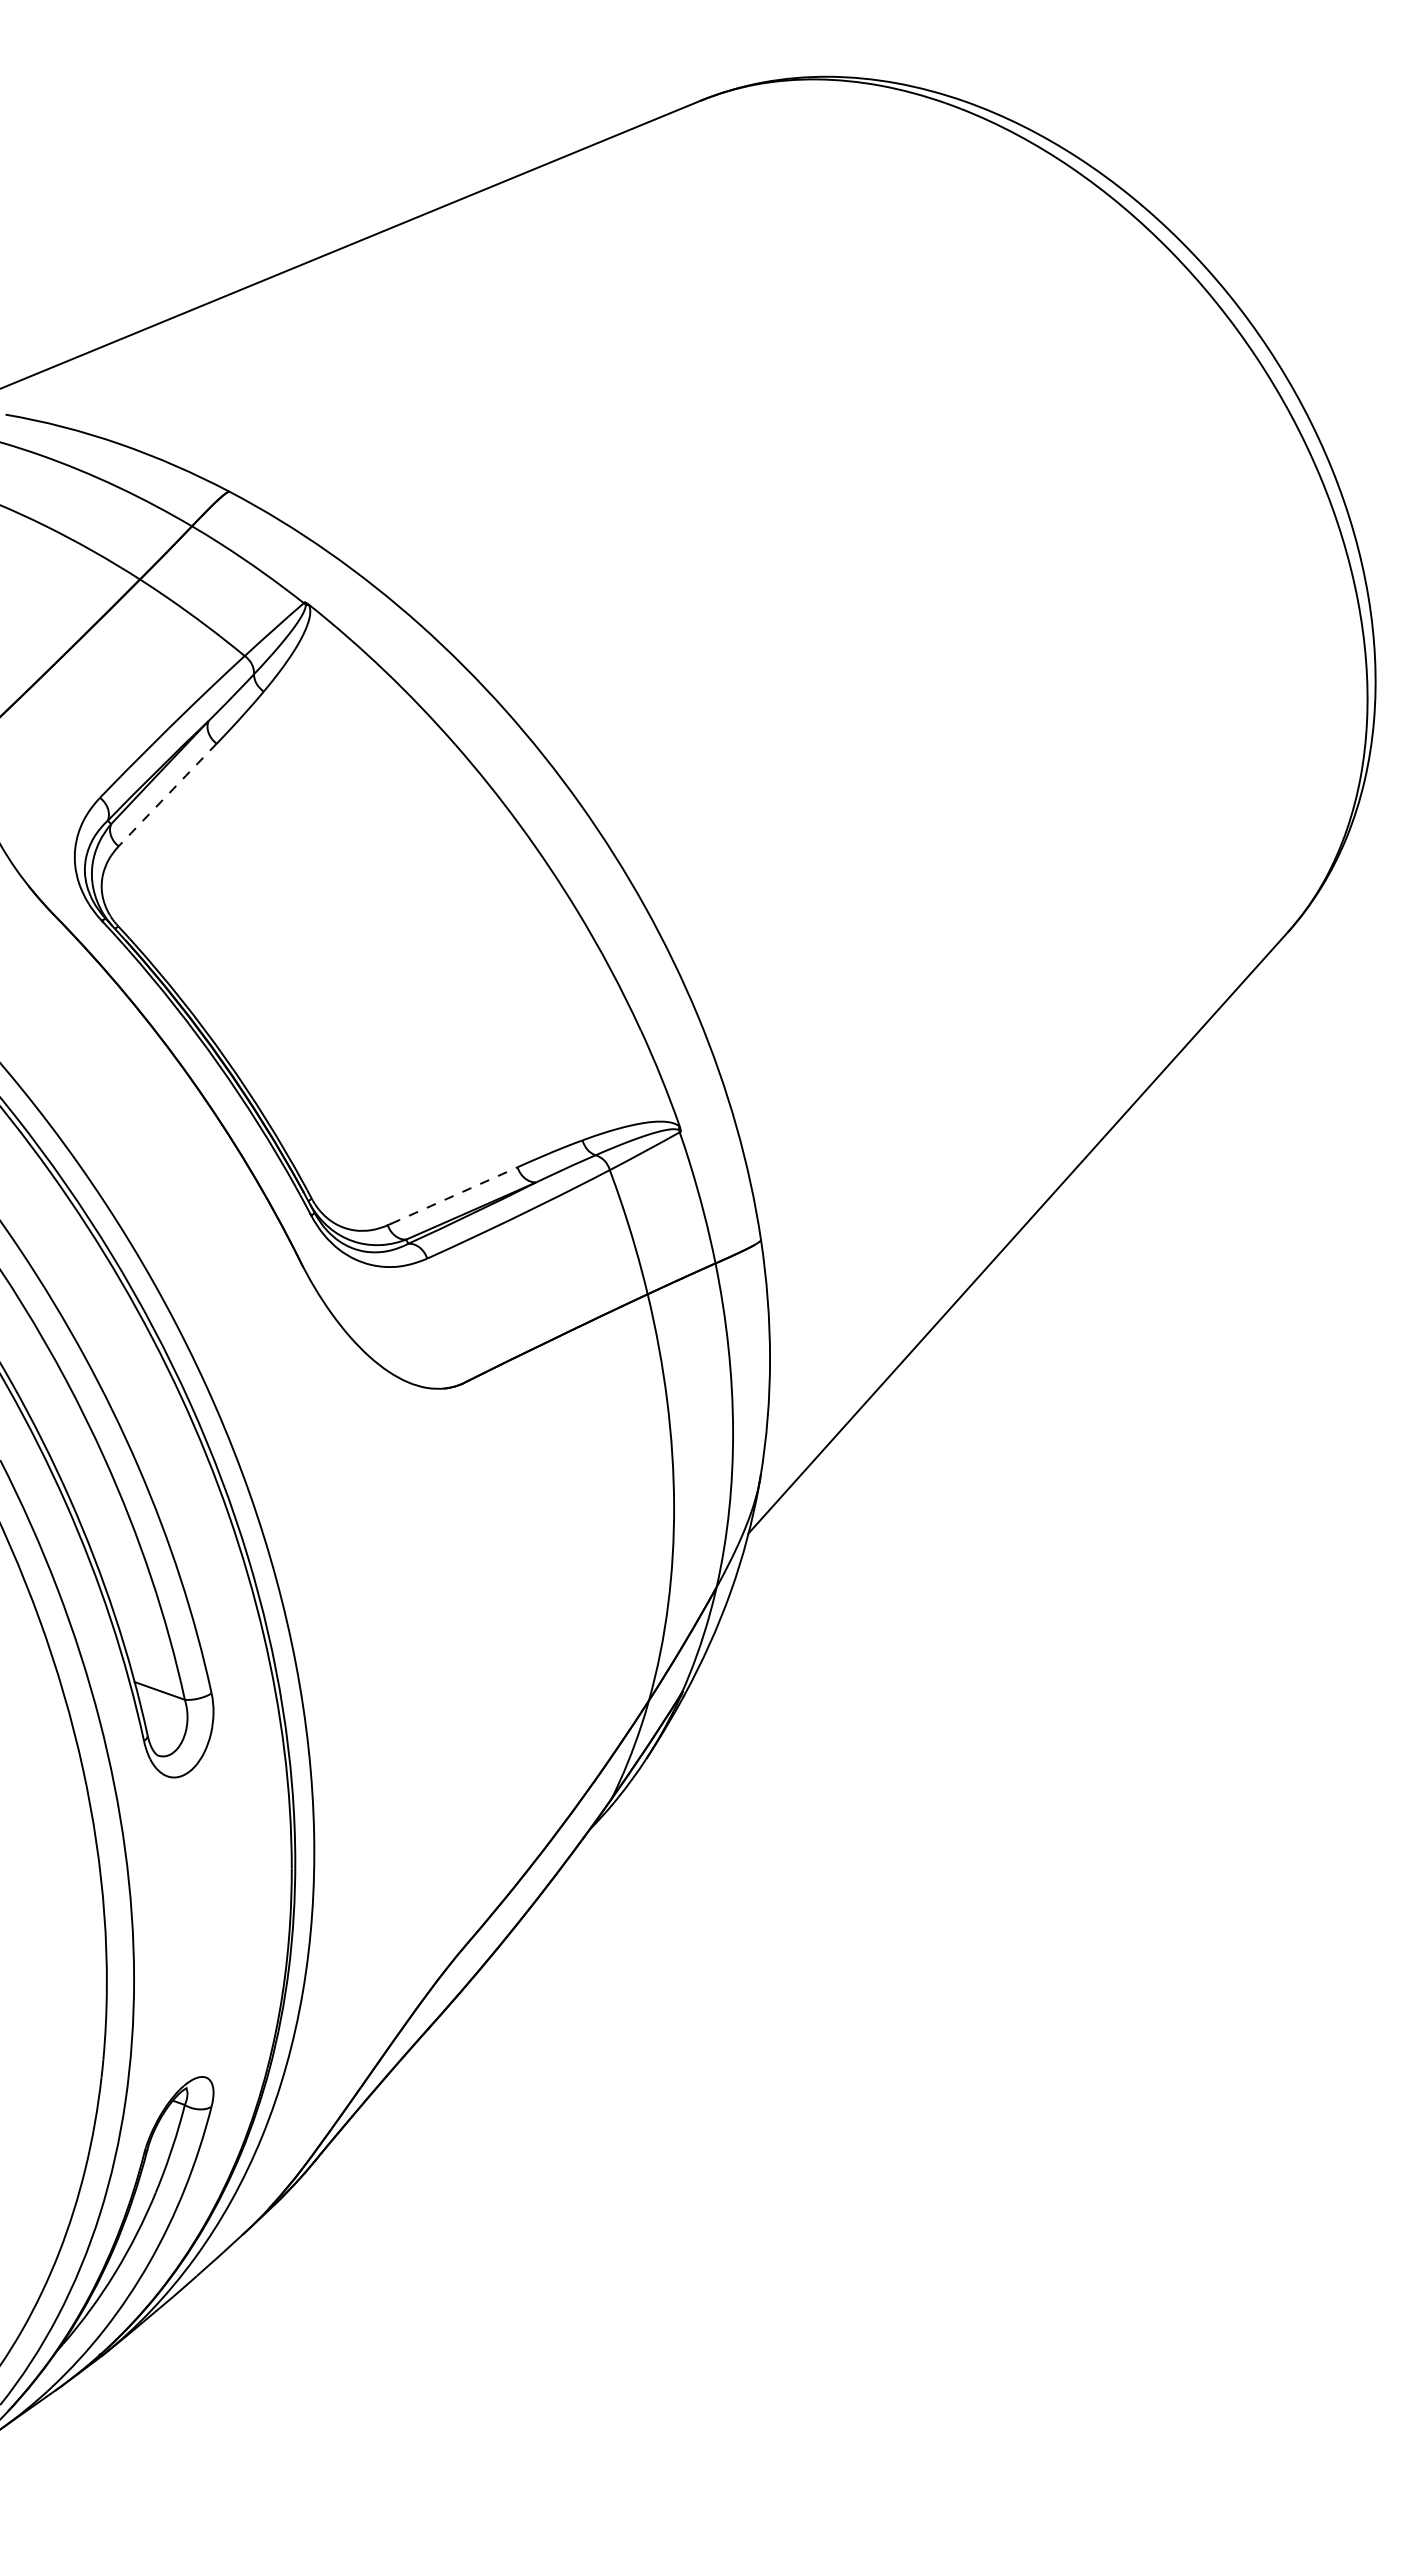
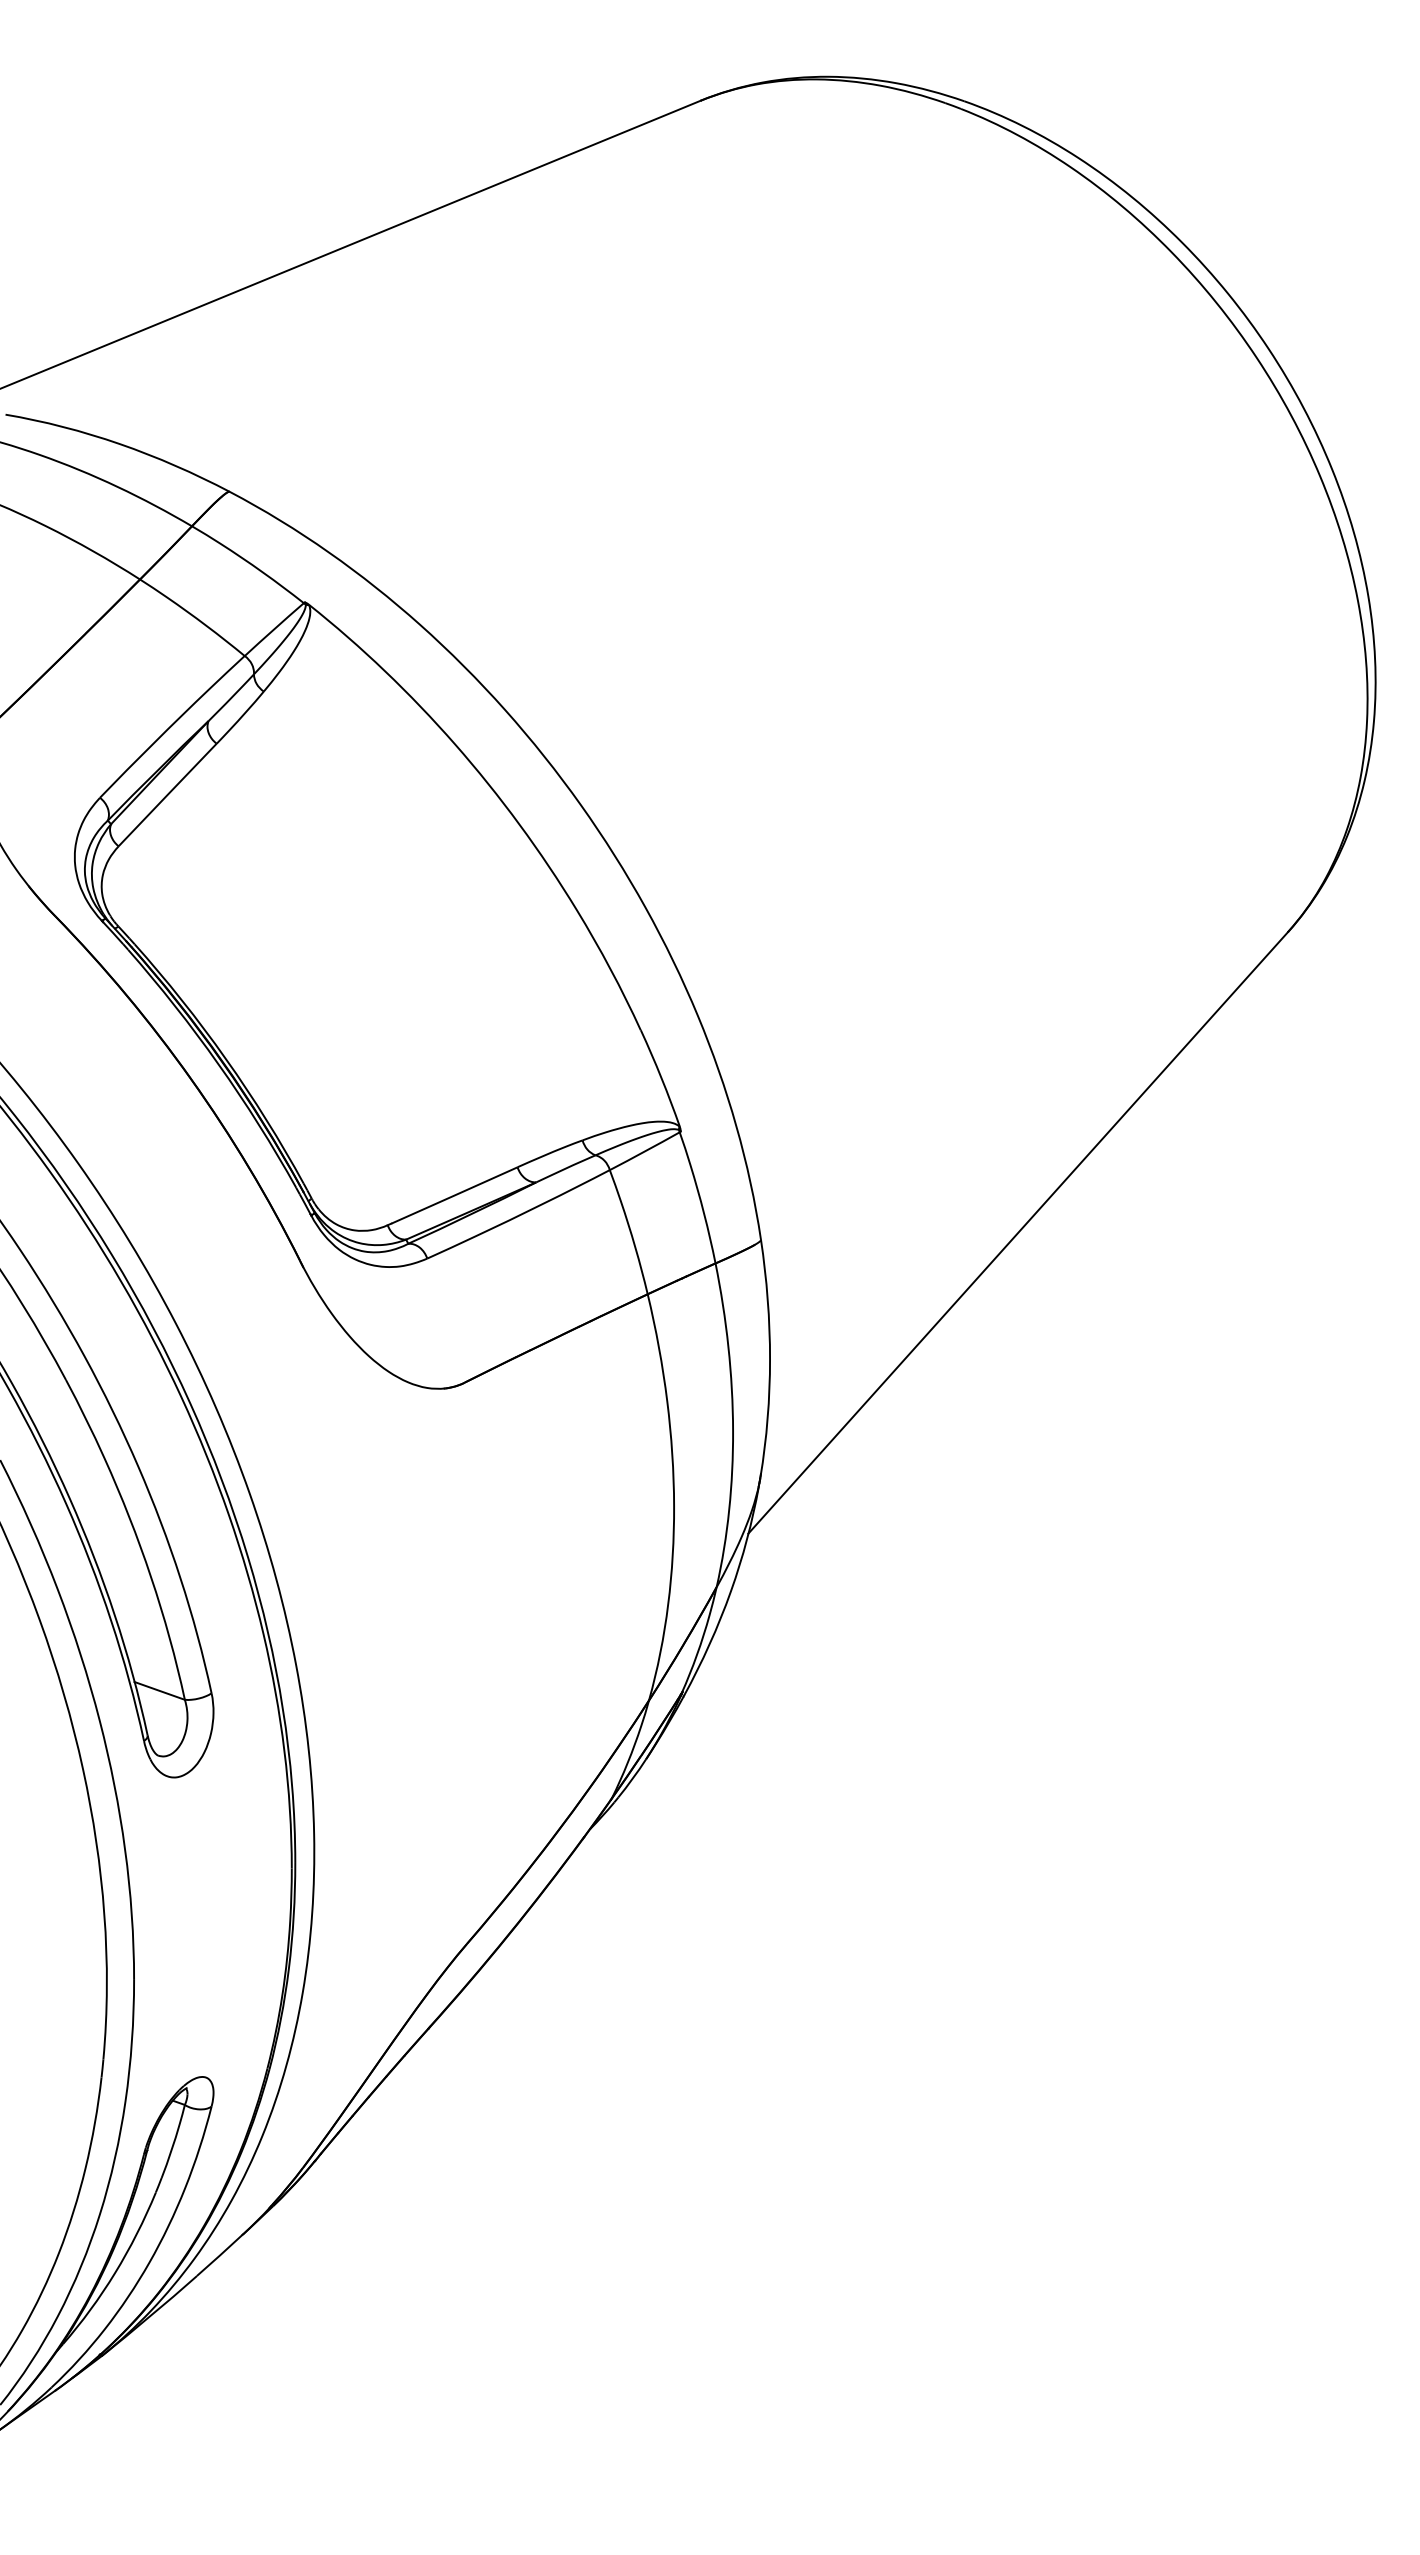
arc: dashed -> solid (167, 794)
arc: dashed -> solid (454, 1195)
